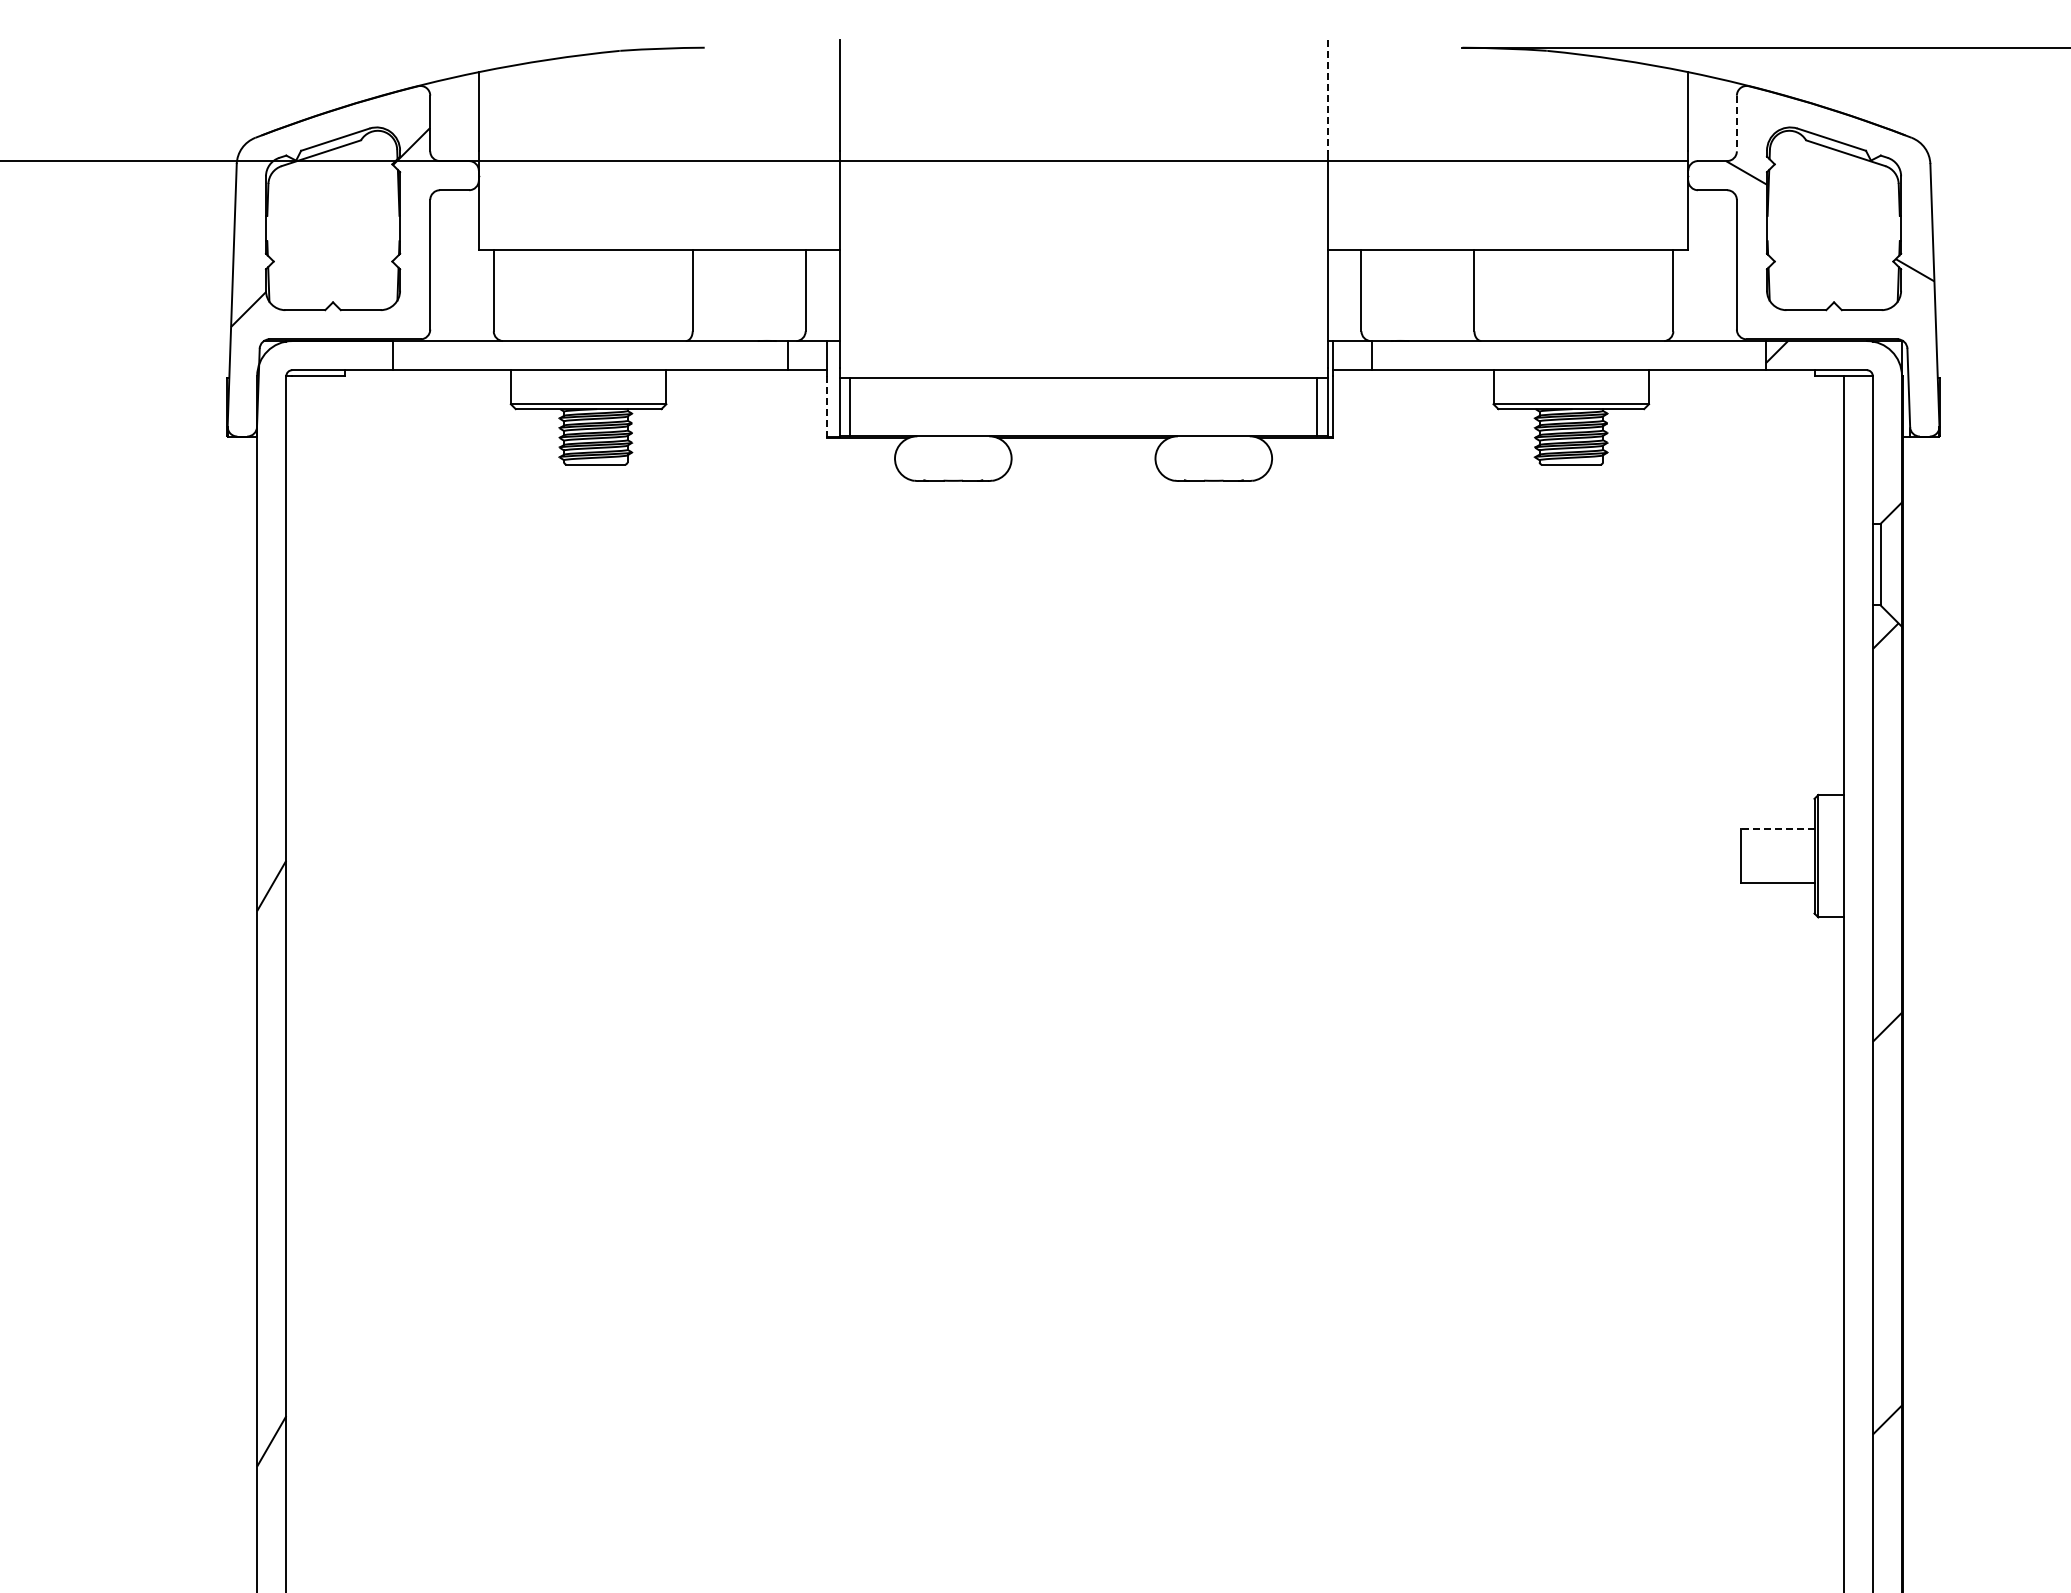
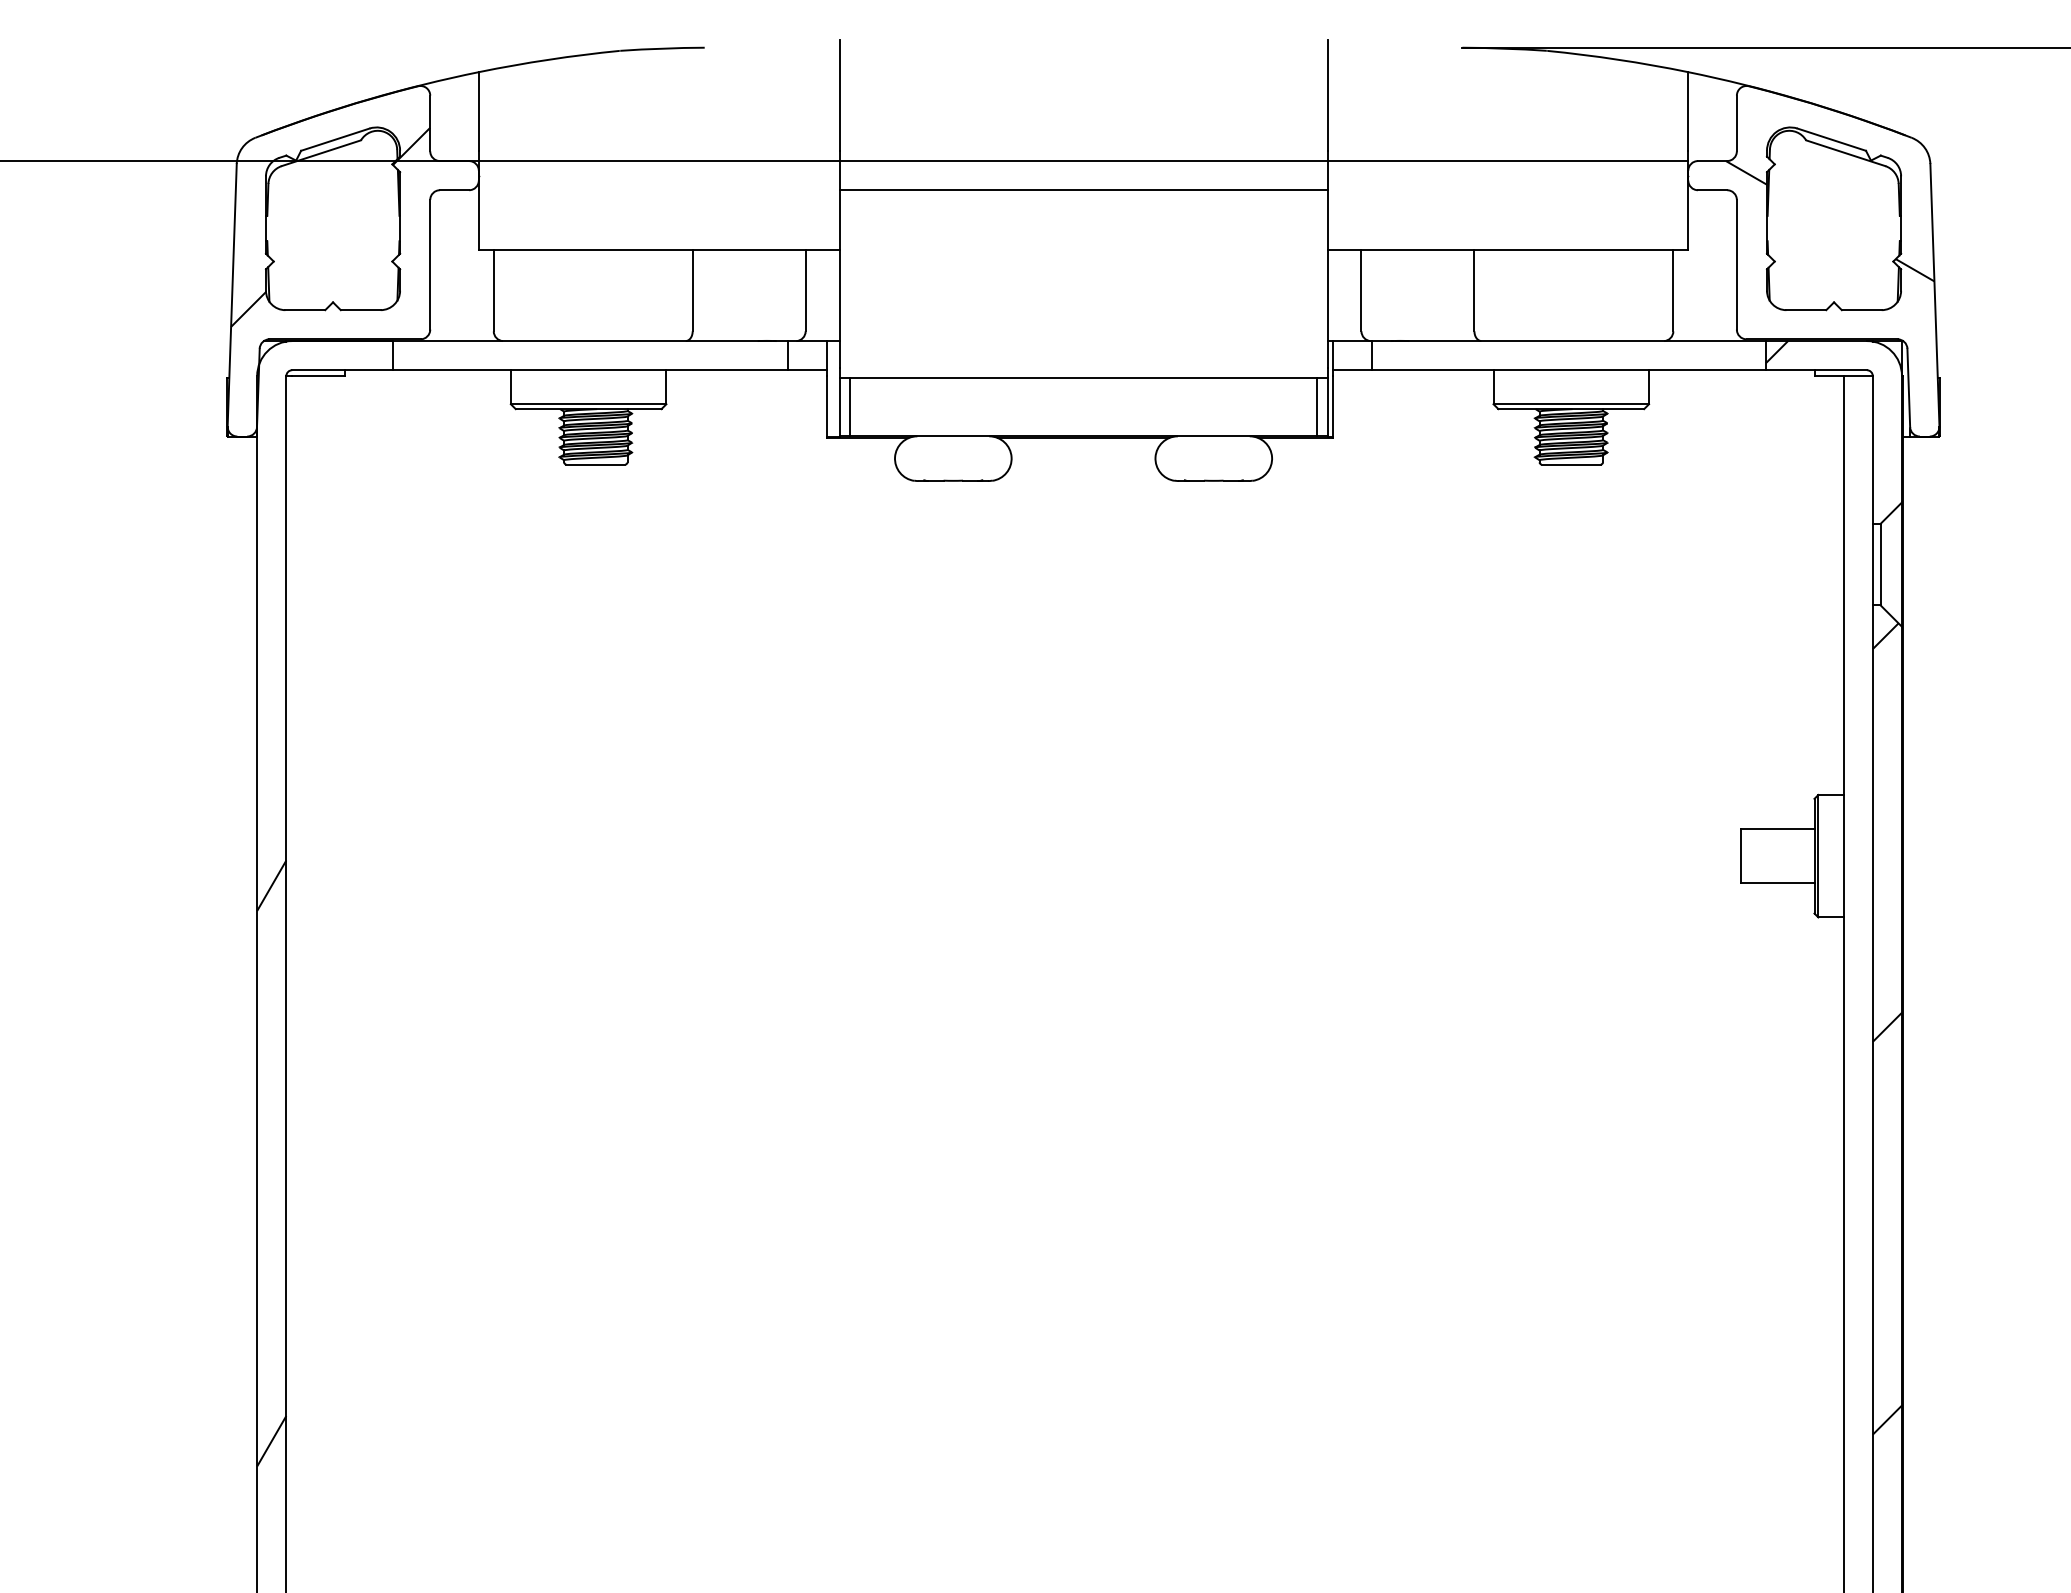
line: dashed -> solid (1327, 95)
line: dashed -> solid (1736, 123)
line: none -> present (1083, 190)
line: dashed -> solid (826, 407)
line: dashed -> solid (1777, 829)
